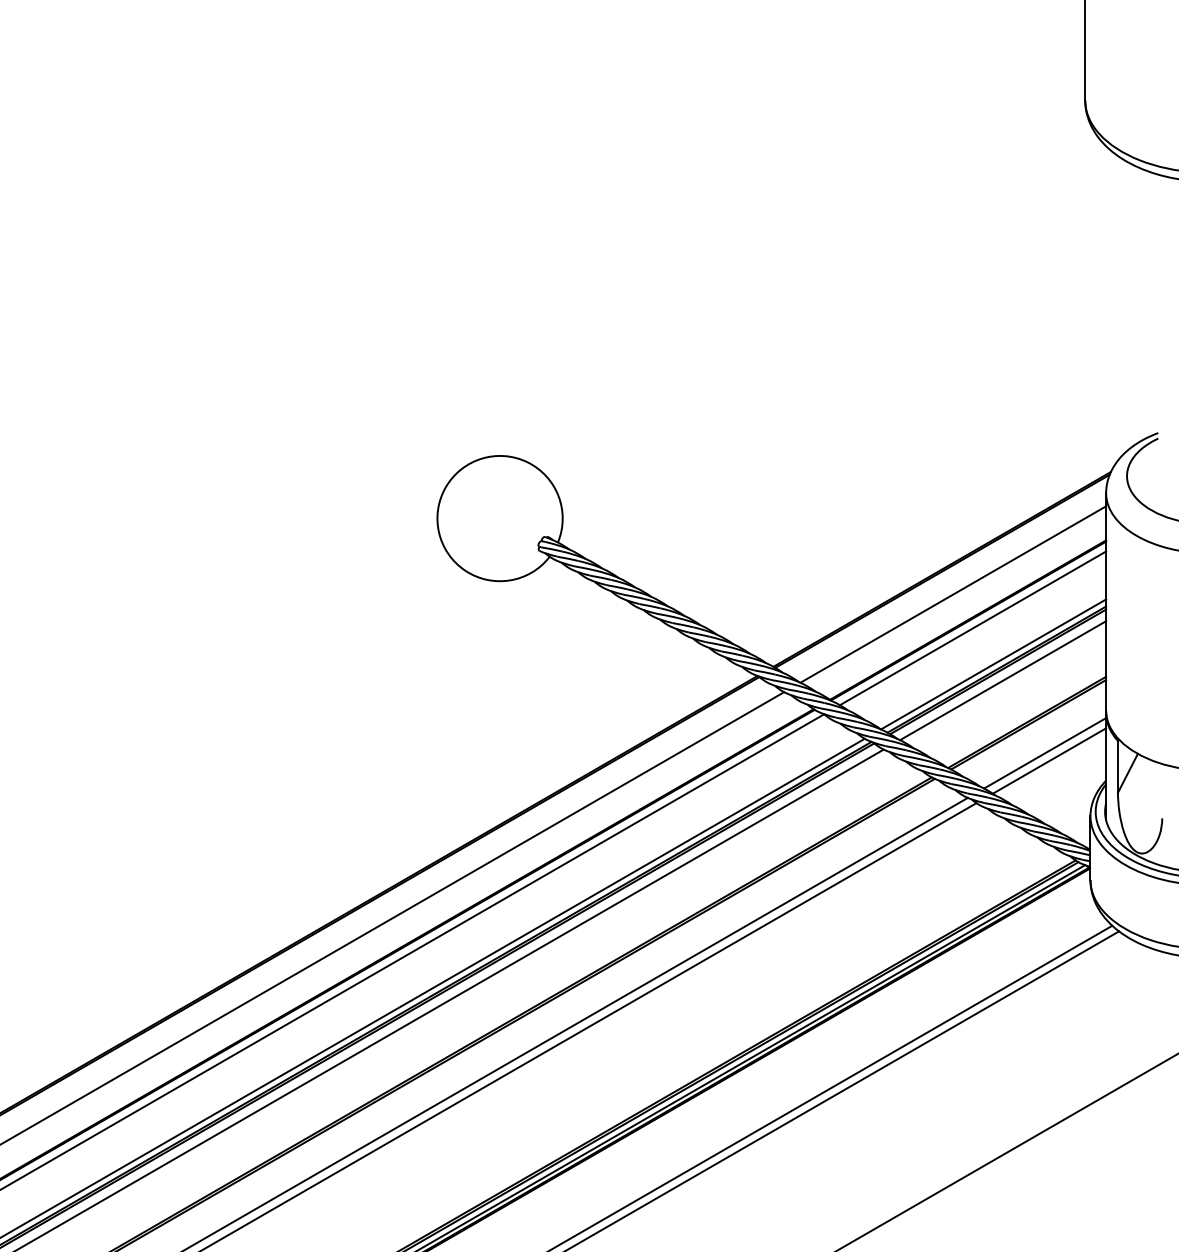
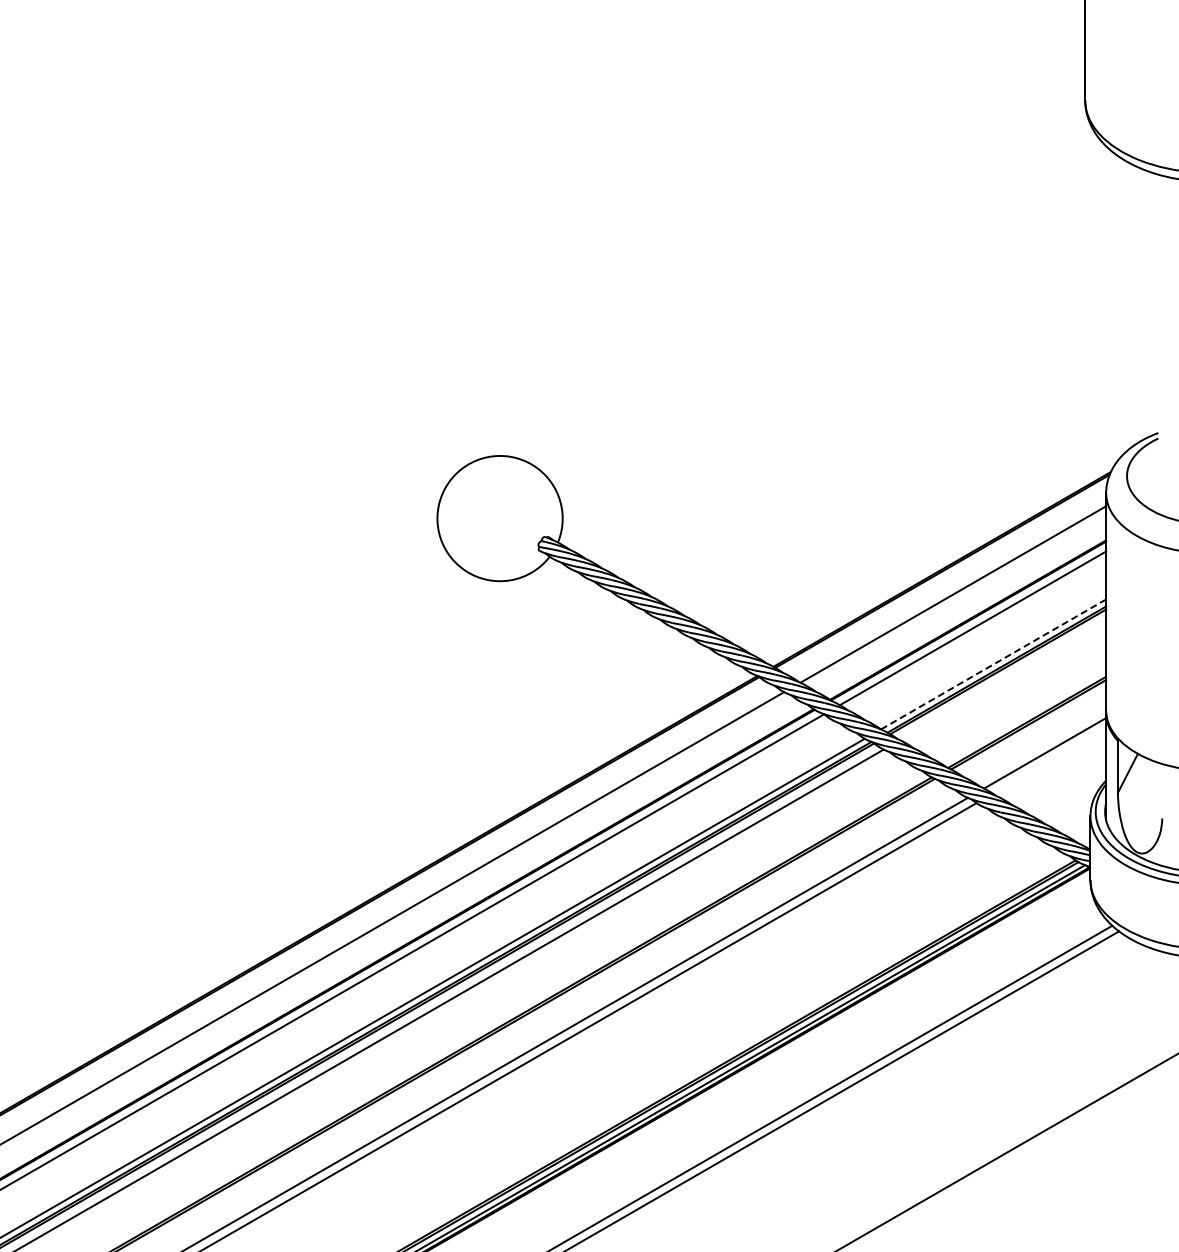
line: solid -> dashed (993, 664)
line: present -> none (1003, 680)
line: present -> none (1049, 760)
